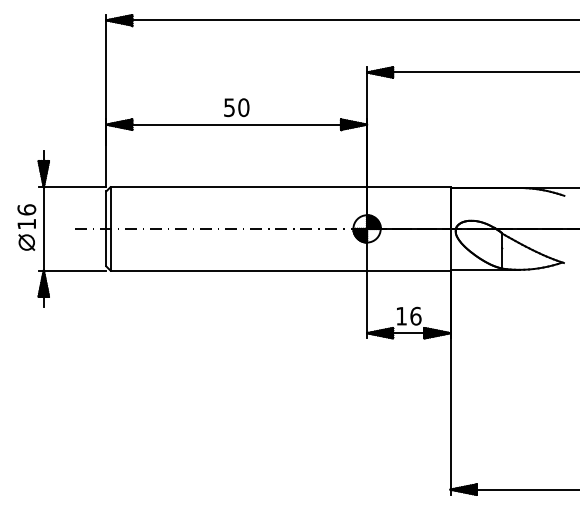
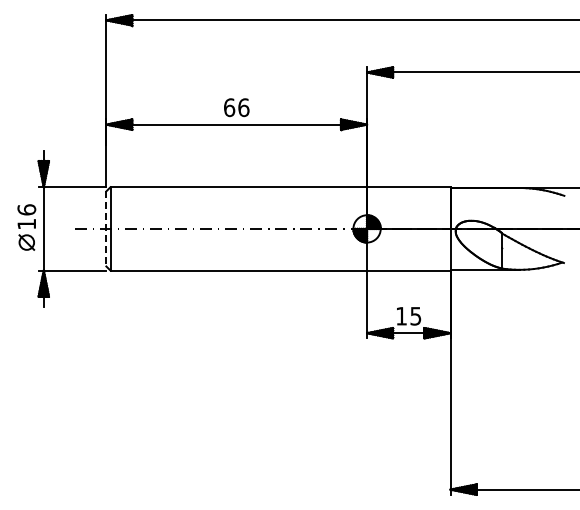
text: 50 -> 66 (236, 107)
line: solid -> dashed (106, 228)
text: 16 -> 15 (415, 315)
